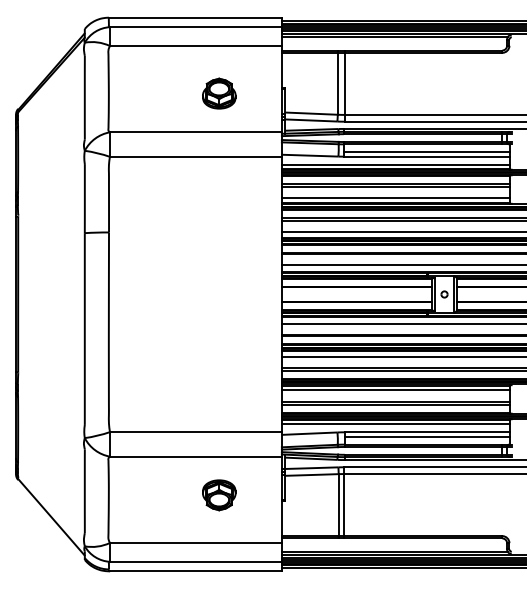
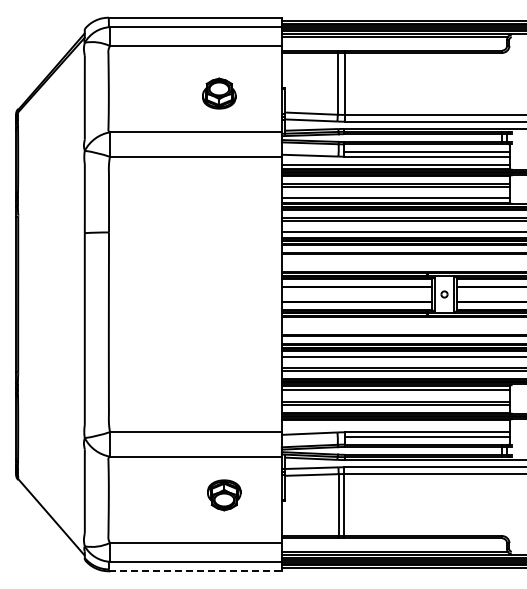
line: present -> none (402, 265)
line: present -> none (402, 323)
line: present -> none (395, 423)
part position: (219, 495) -> (224, 495) (224, 495)
line: solid -> dashed (195, 571)
